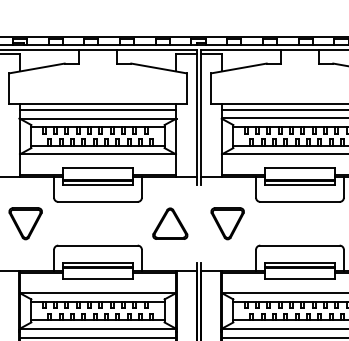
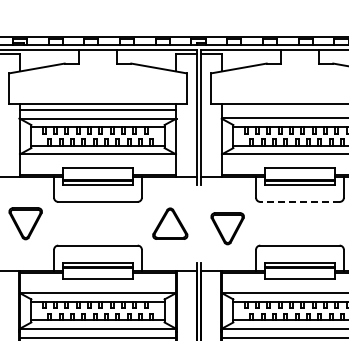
line: present -> none (283, 109)
line: solid -> dashed (299, 201)
part position: (227, 223) -> (227, 228) (227, 228)
